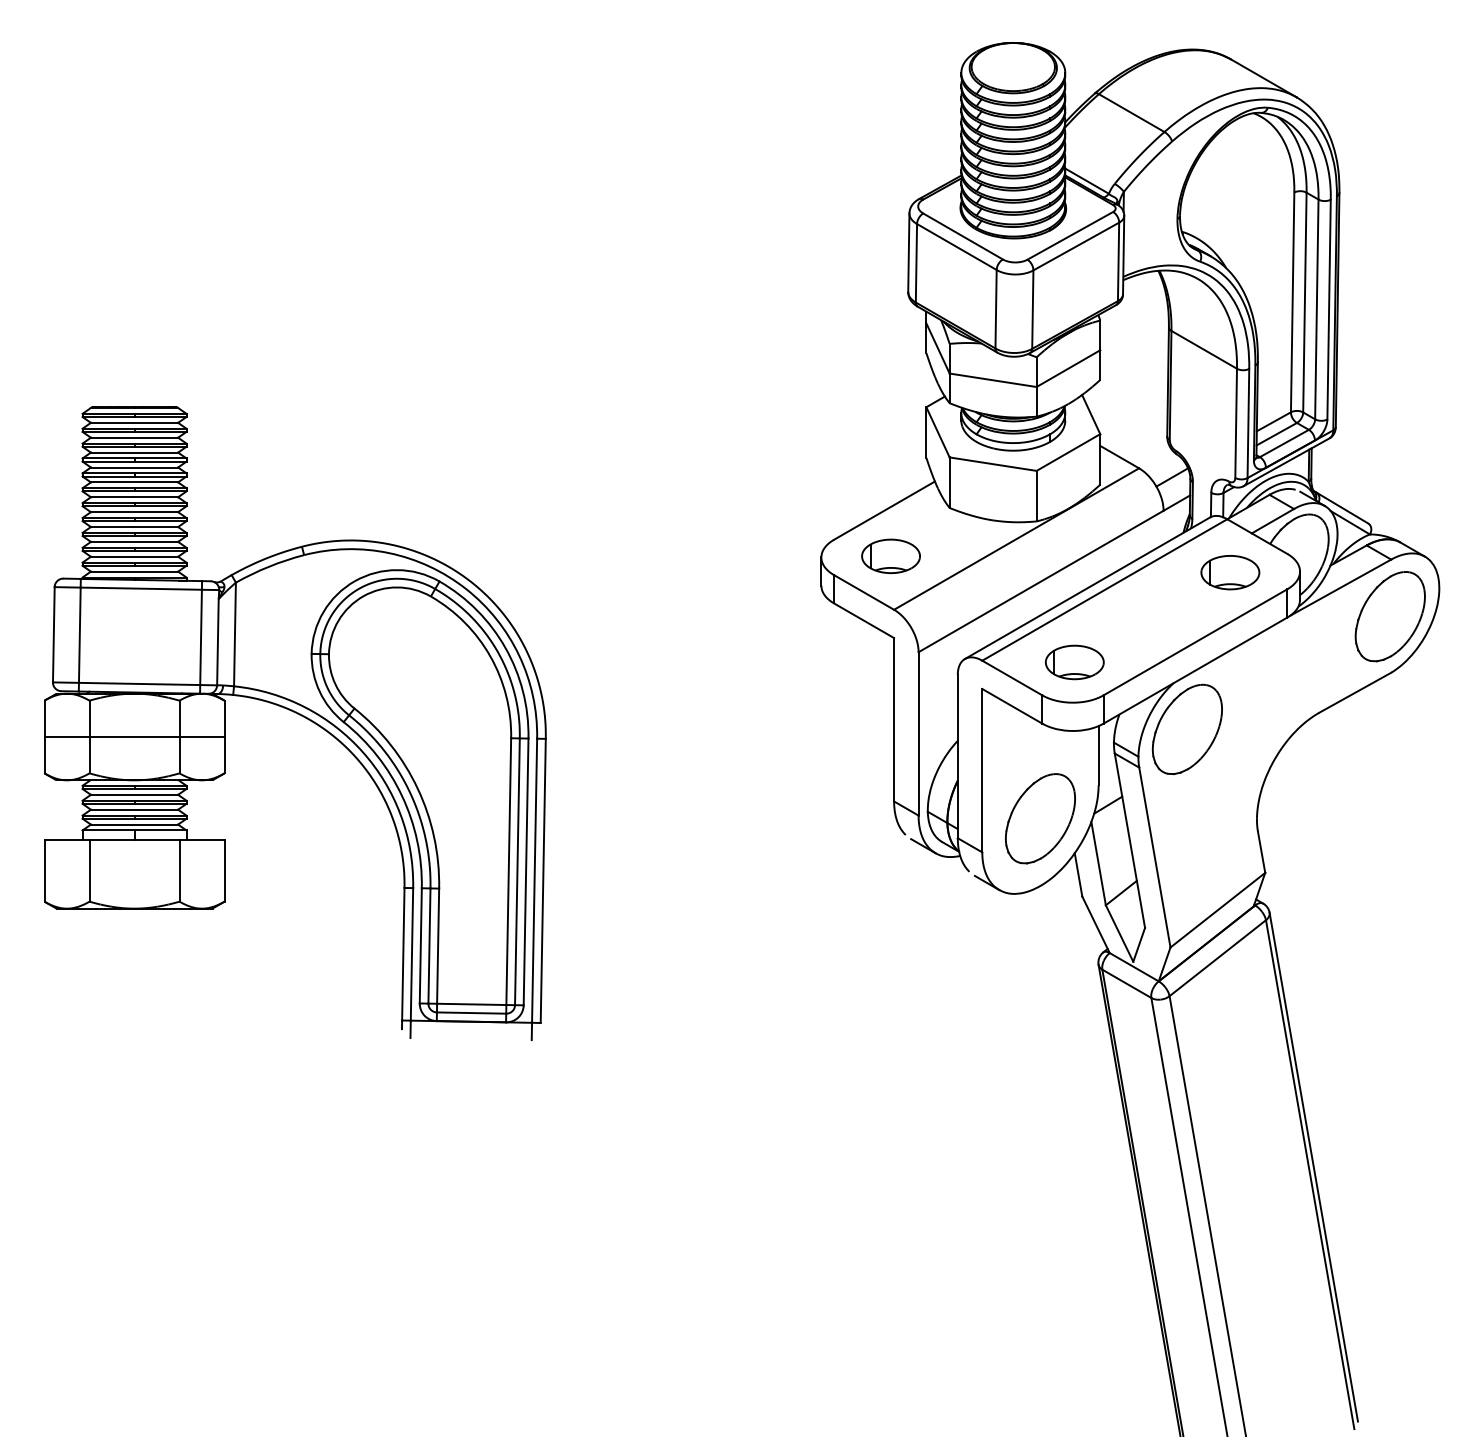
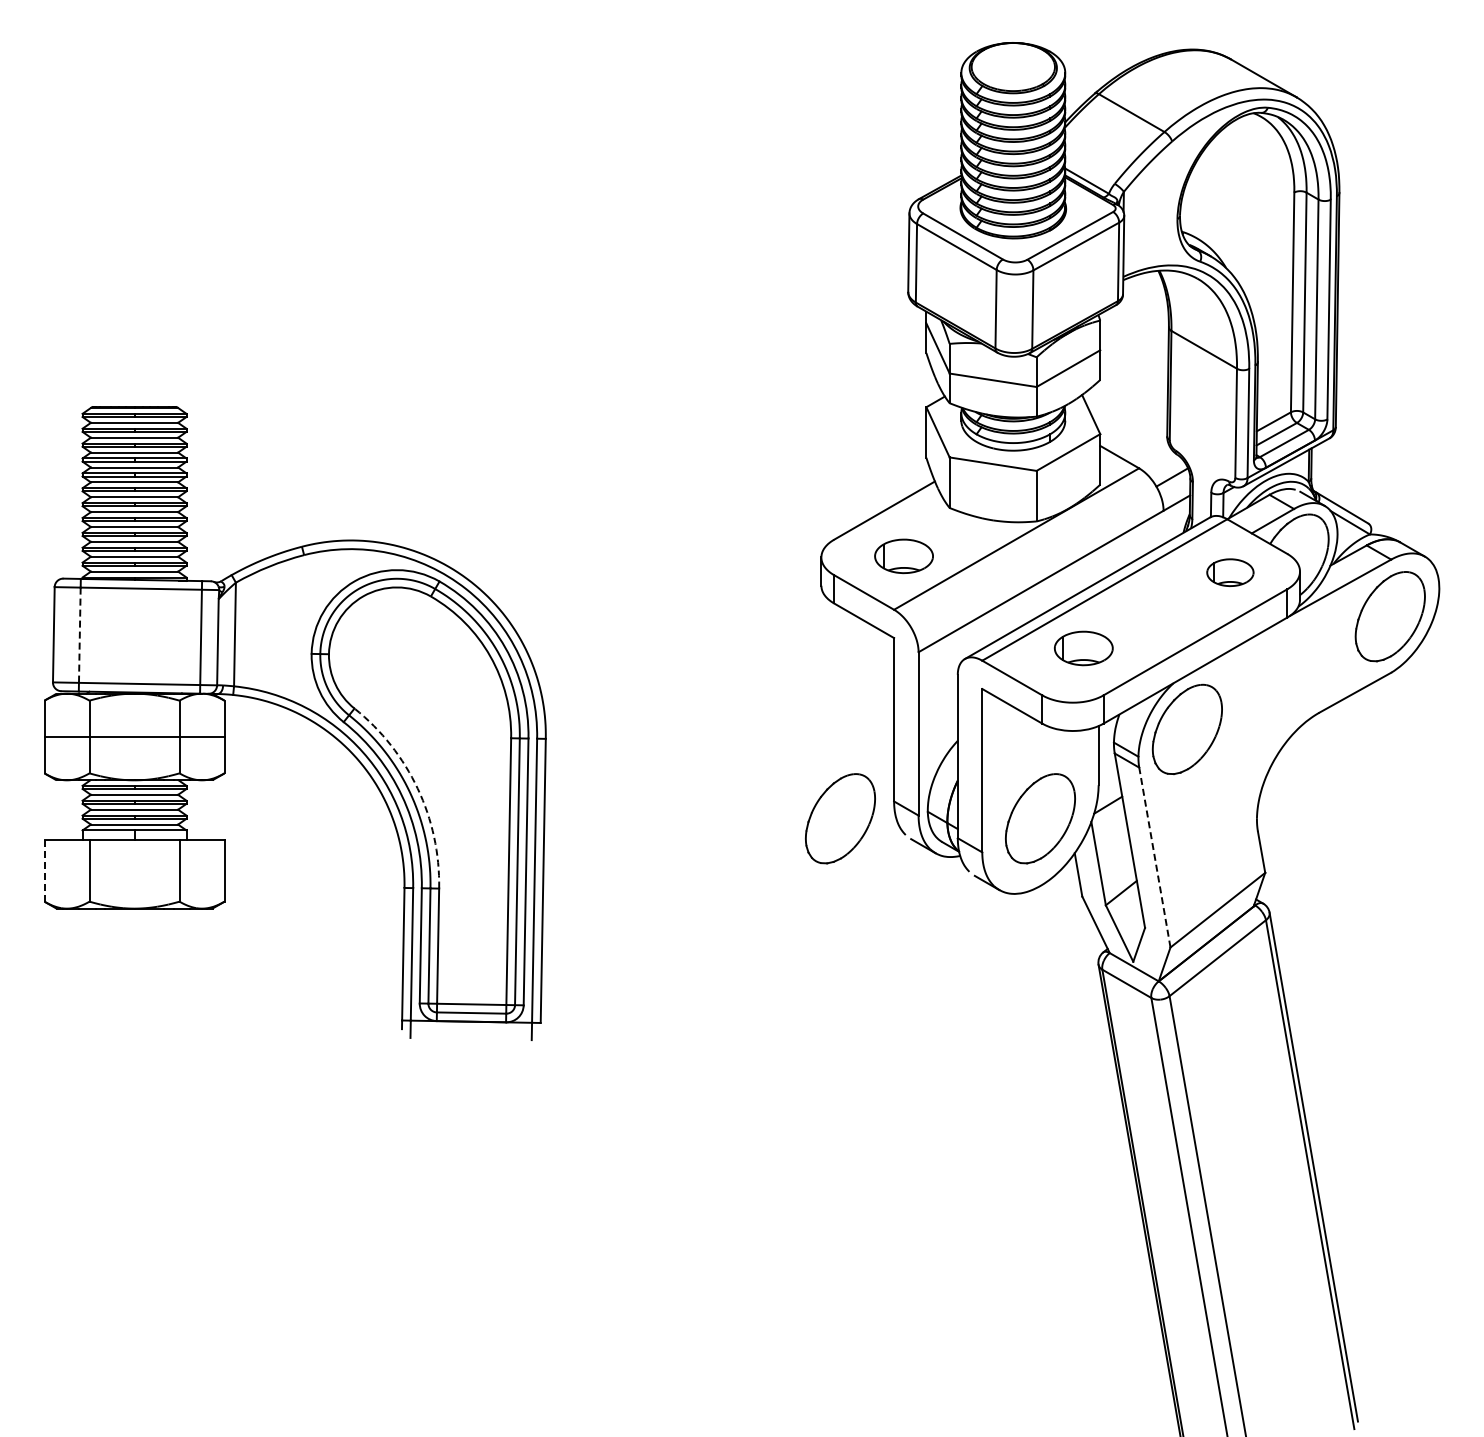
part position: (890, 556) -> (903, 556) (903, 556)
part size: 61x36 px -> 49x29 px (1230, 572)
line: solid -> dashed (79, 635)
part position: (1074, 662) -> (1083, 648) (1083, 648)
arc: solid -> dashed (417, 788)
part: none -> present (840, 818)
line: solid -> dashed (1154, 857)
line: solid -> dashed (44, 870)
